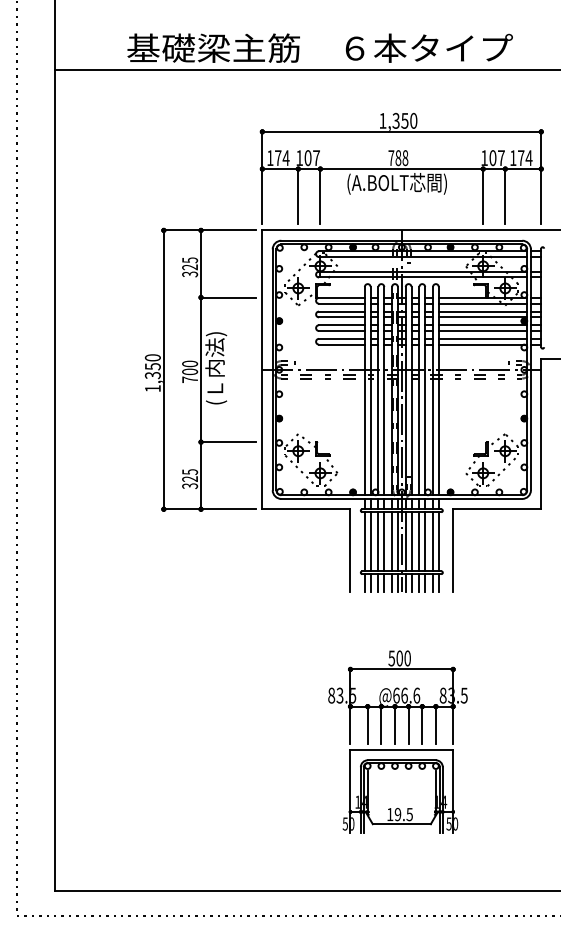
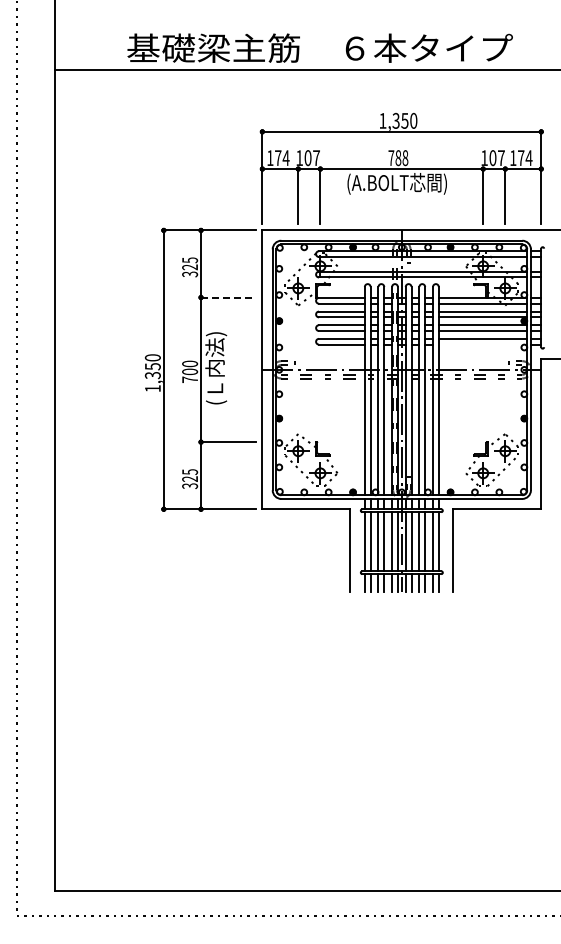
line: solid -> dashed (228, 297)
line: present -> none (482, 344)
part: present -> none (397, 741)
